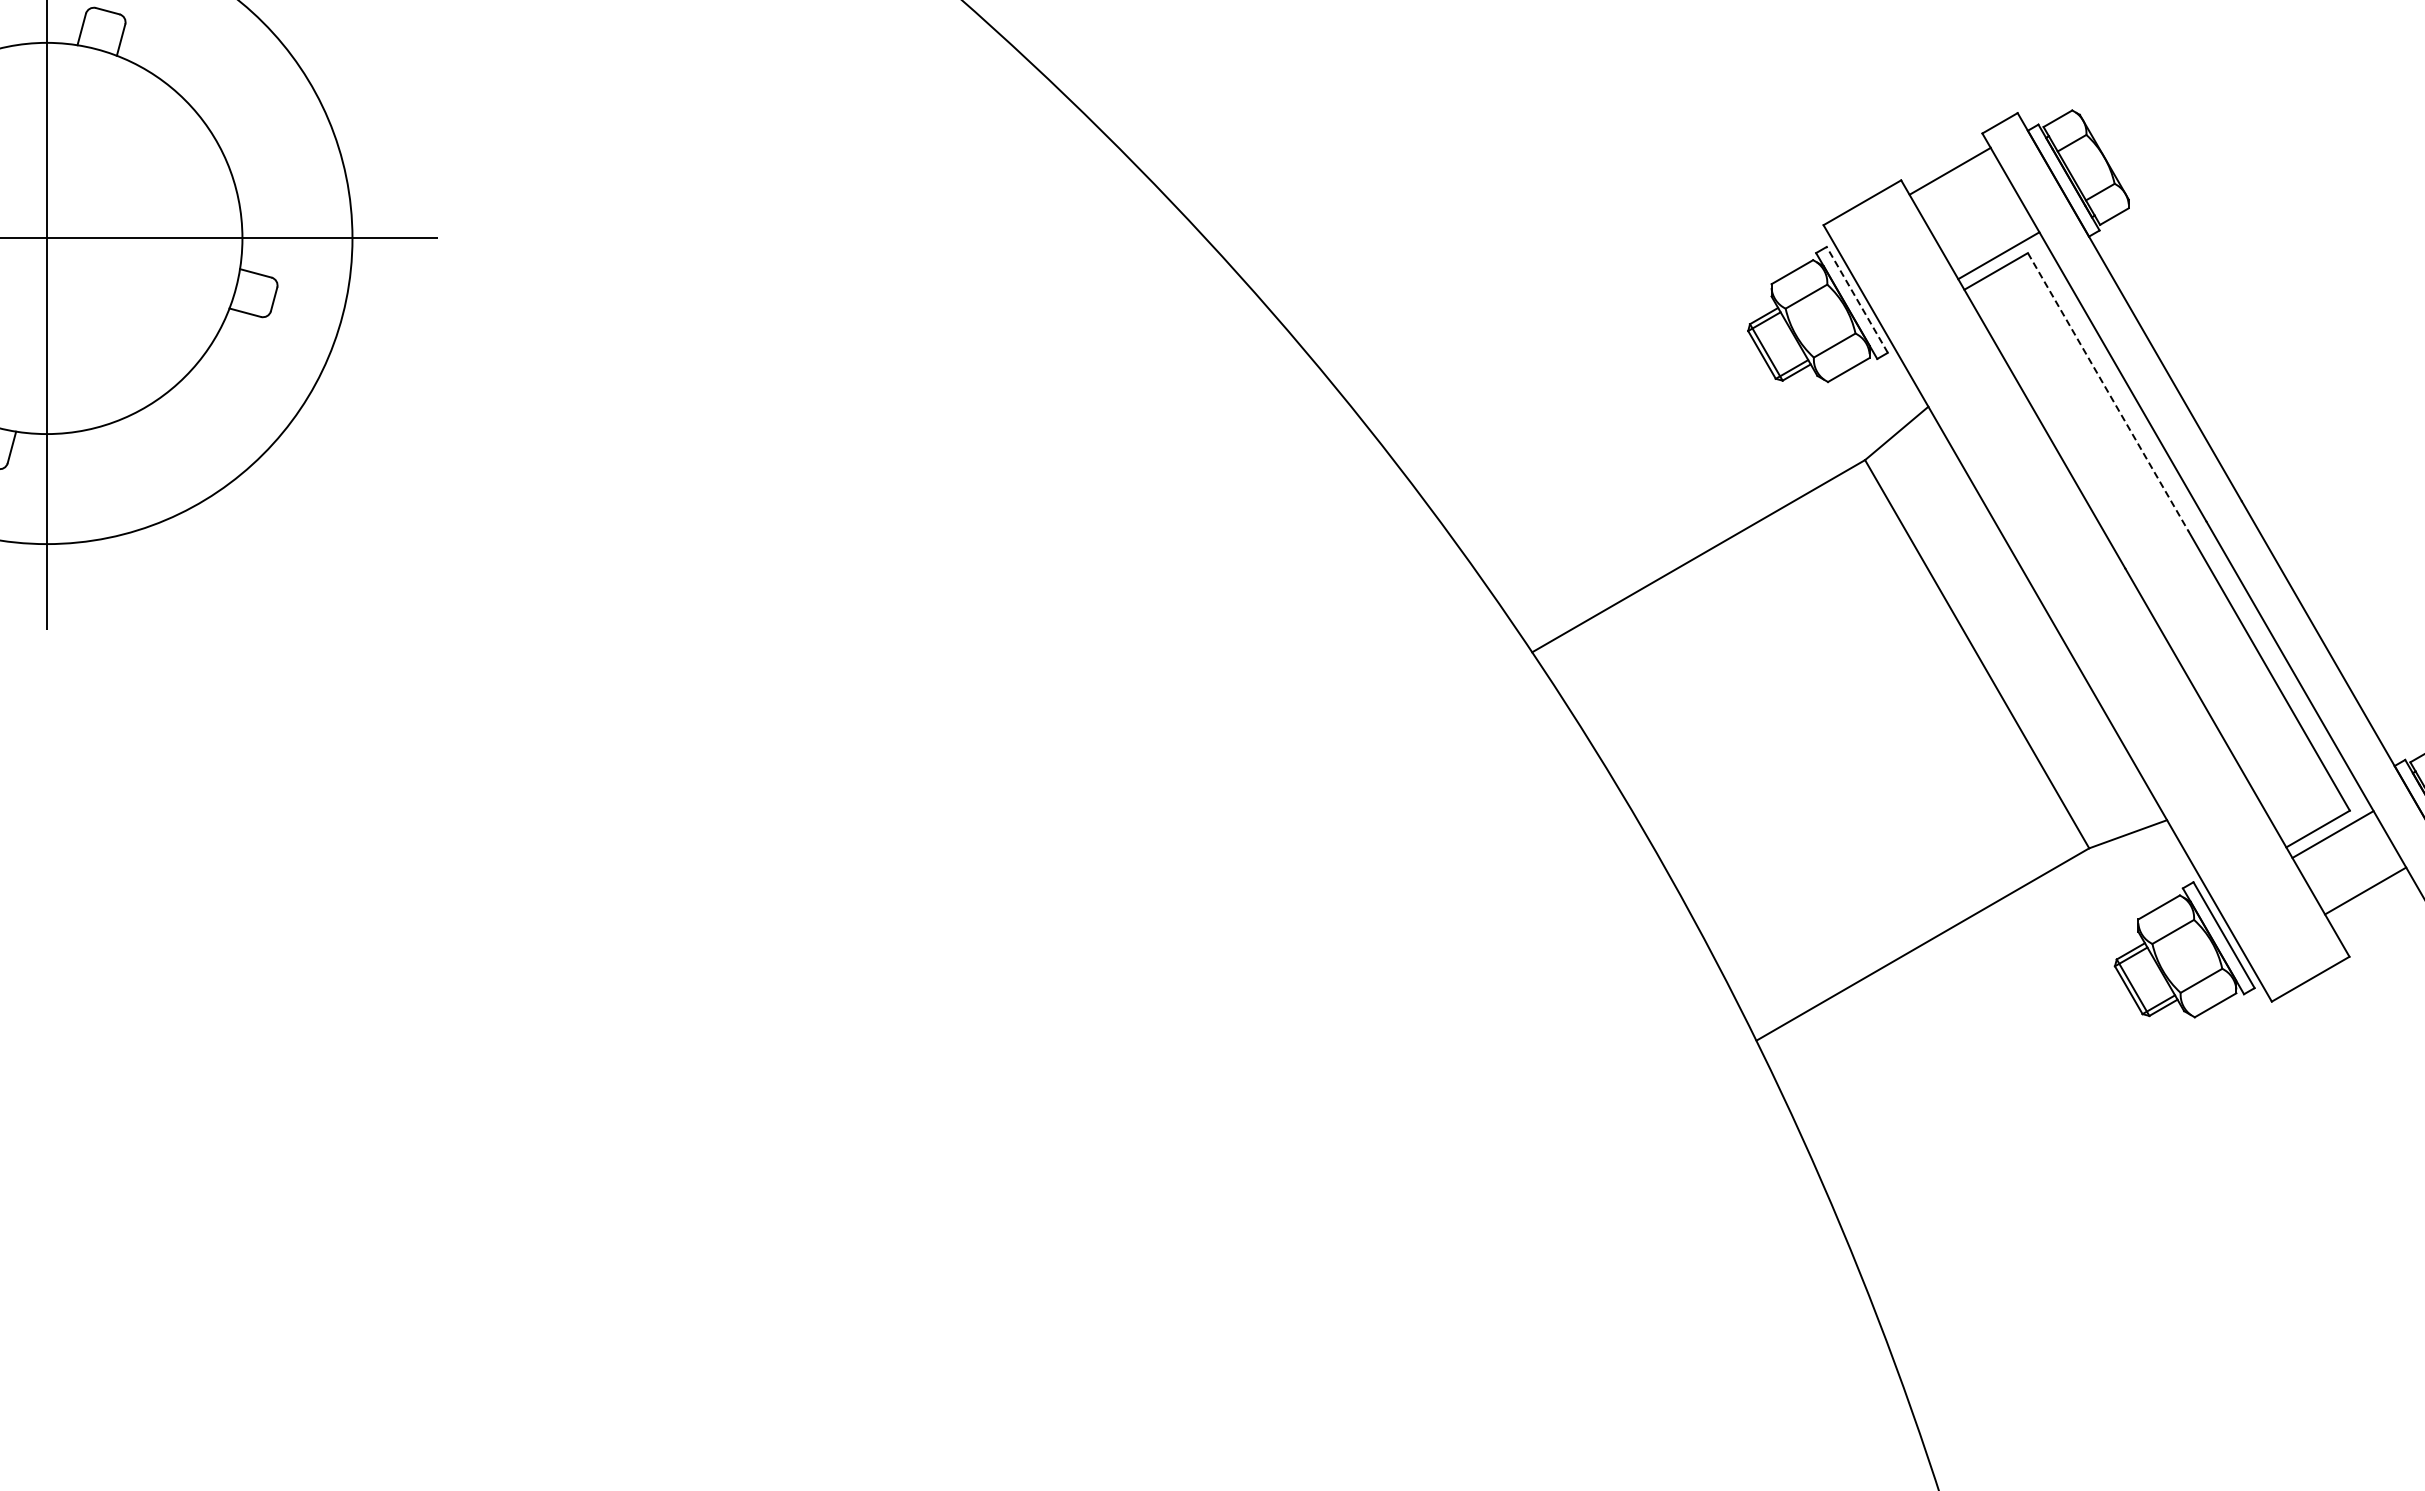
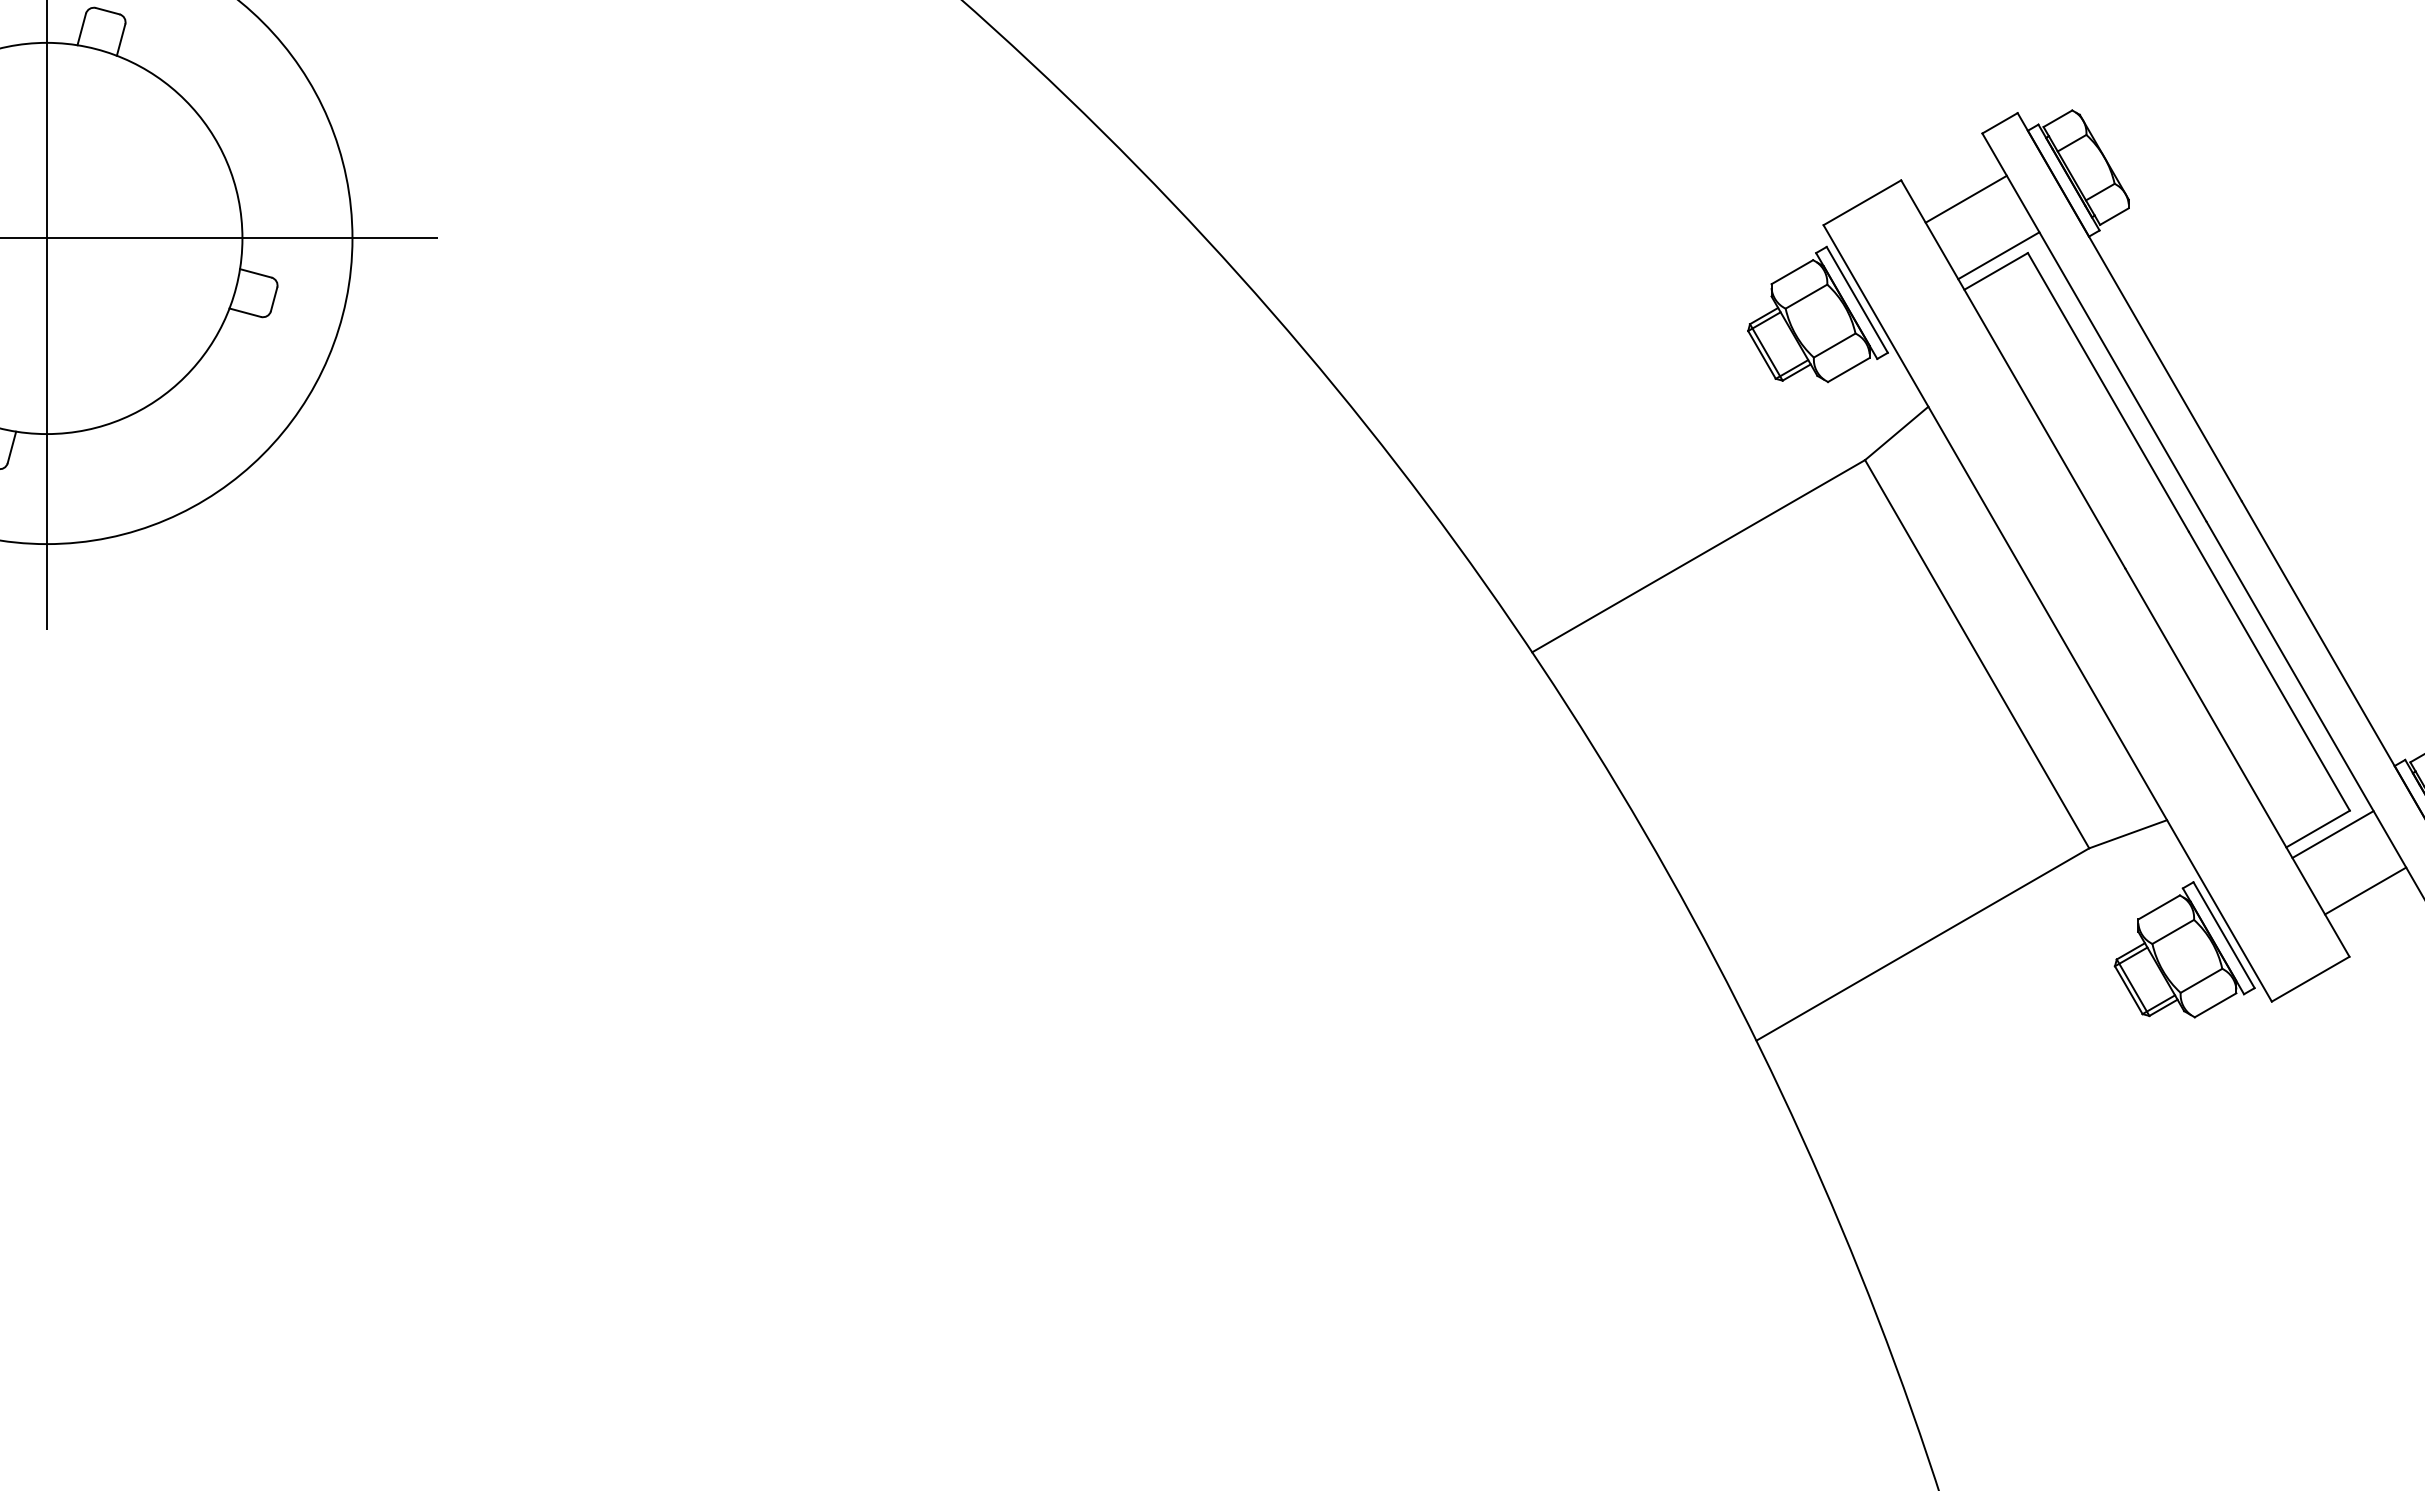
line position: (1949, 170) -> (1965, 198) (1965, 198)
line: dashed -> solid (1857, 299)
line: dashed -> solid (2108, 392)
